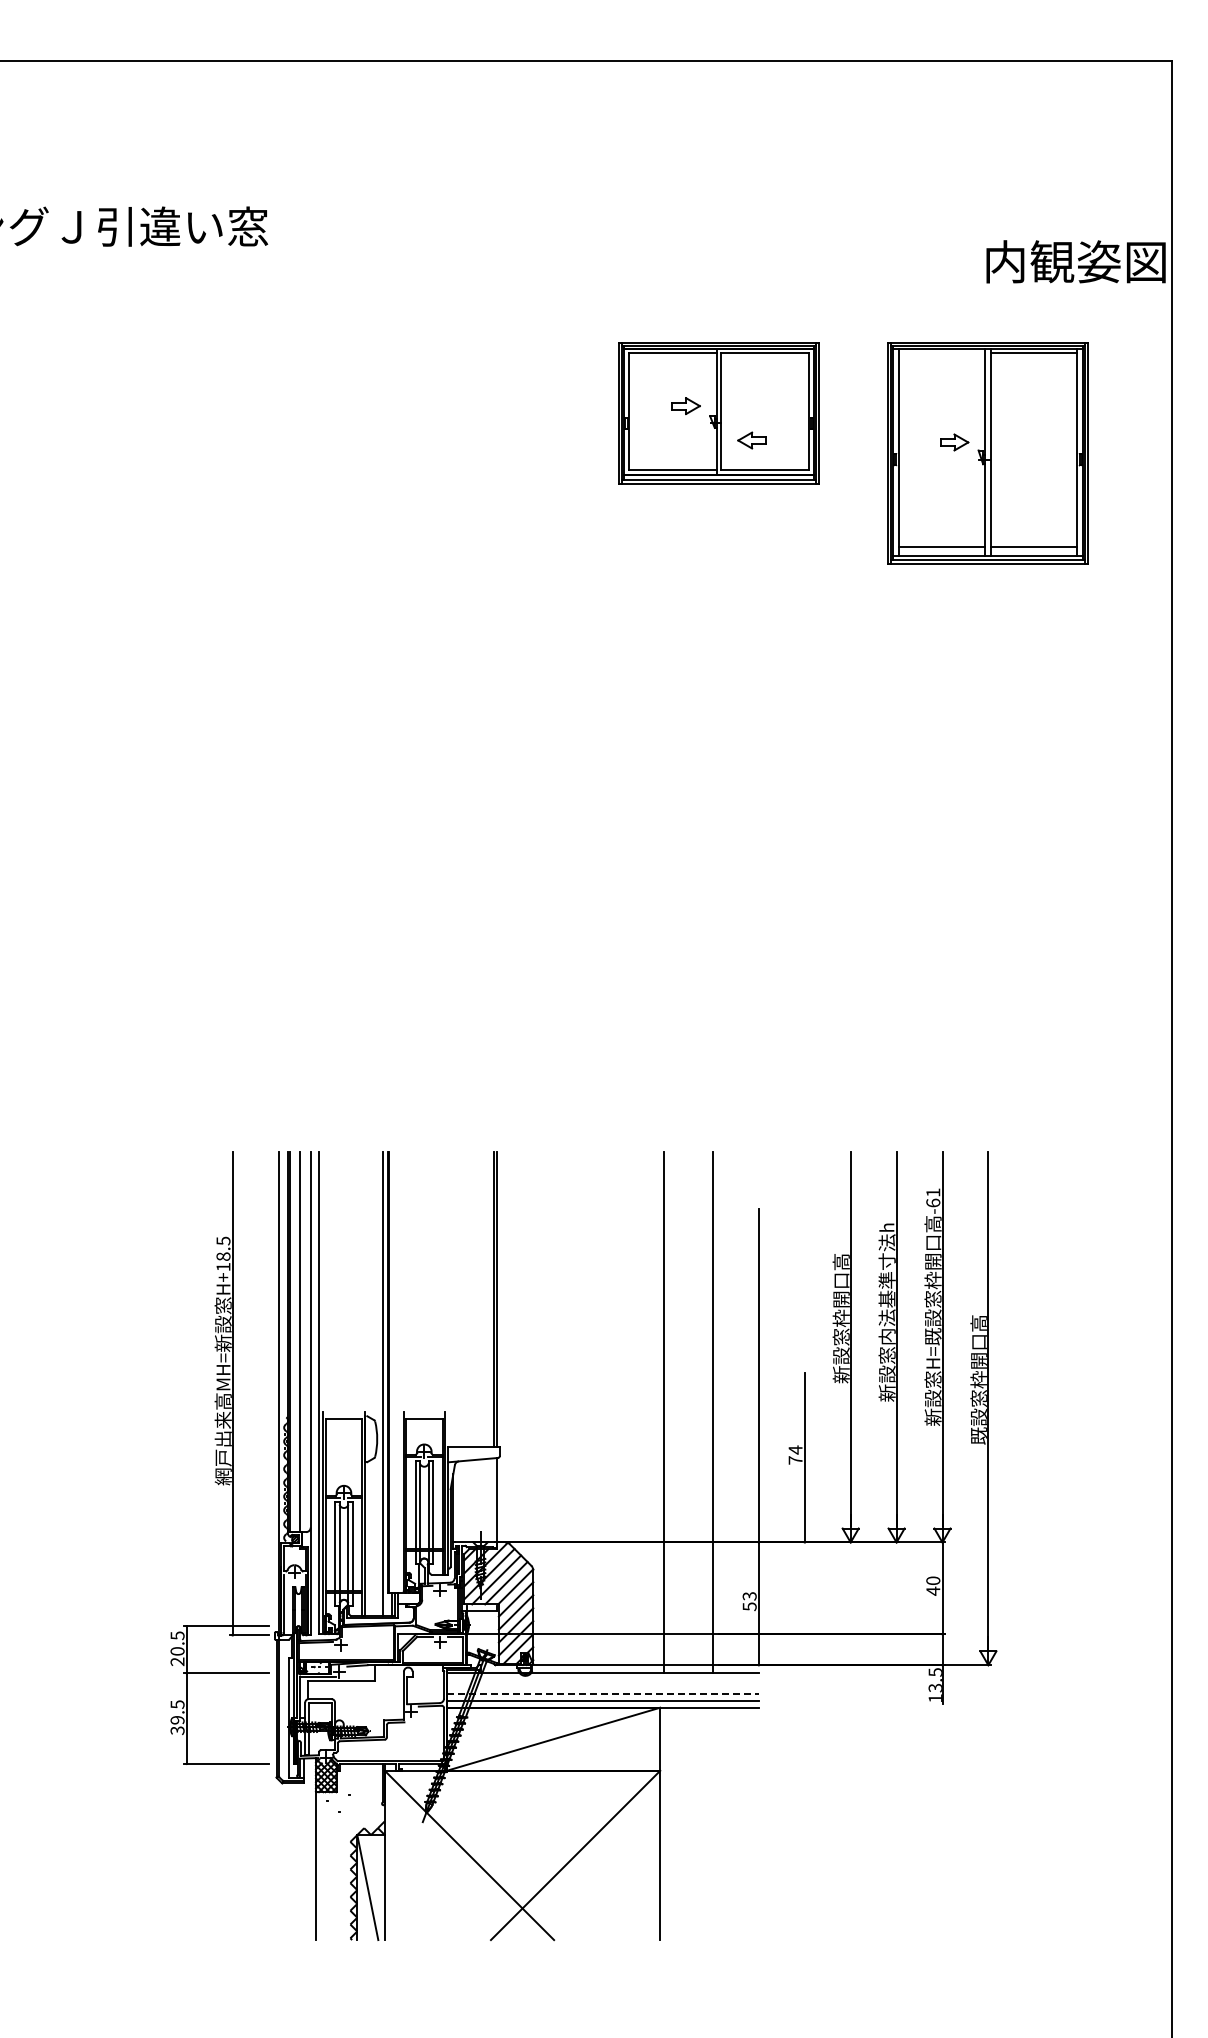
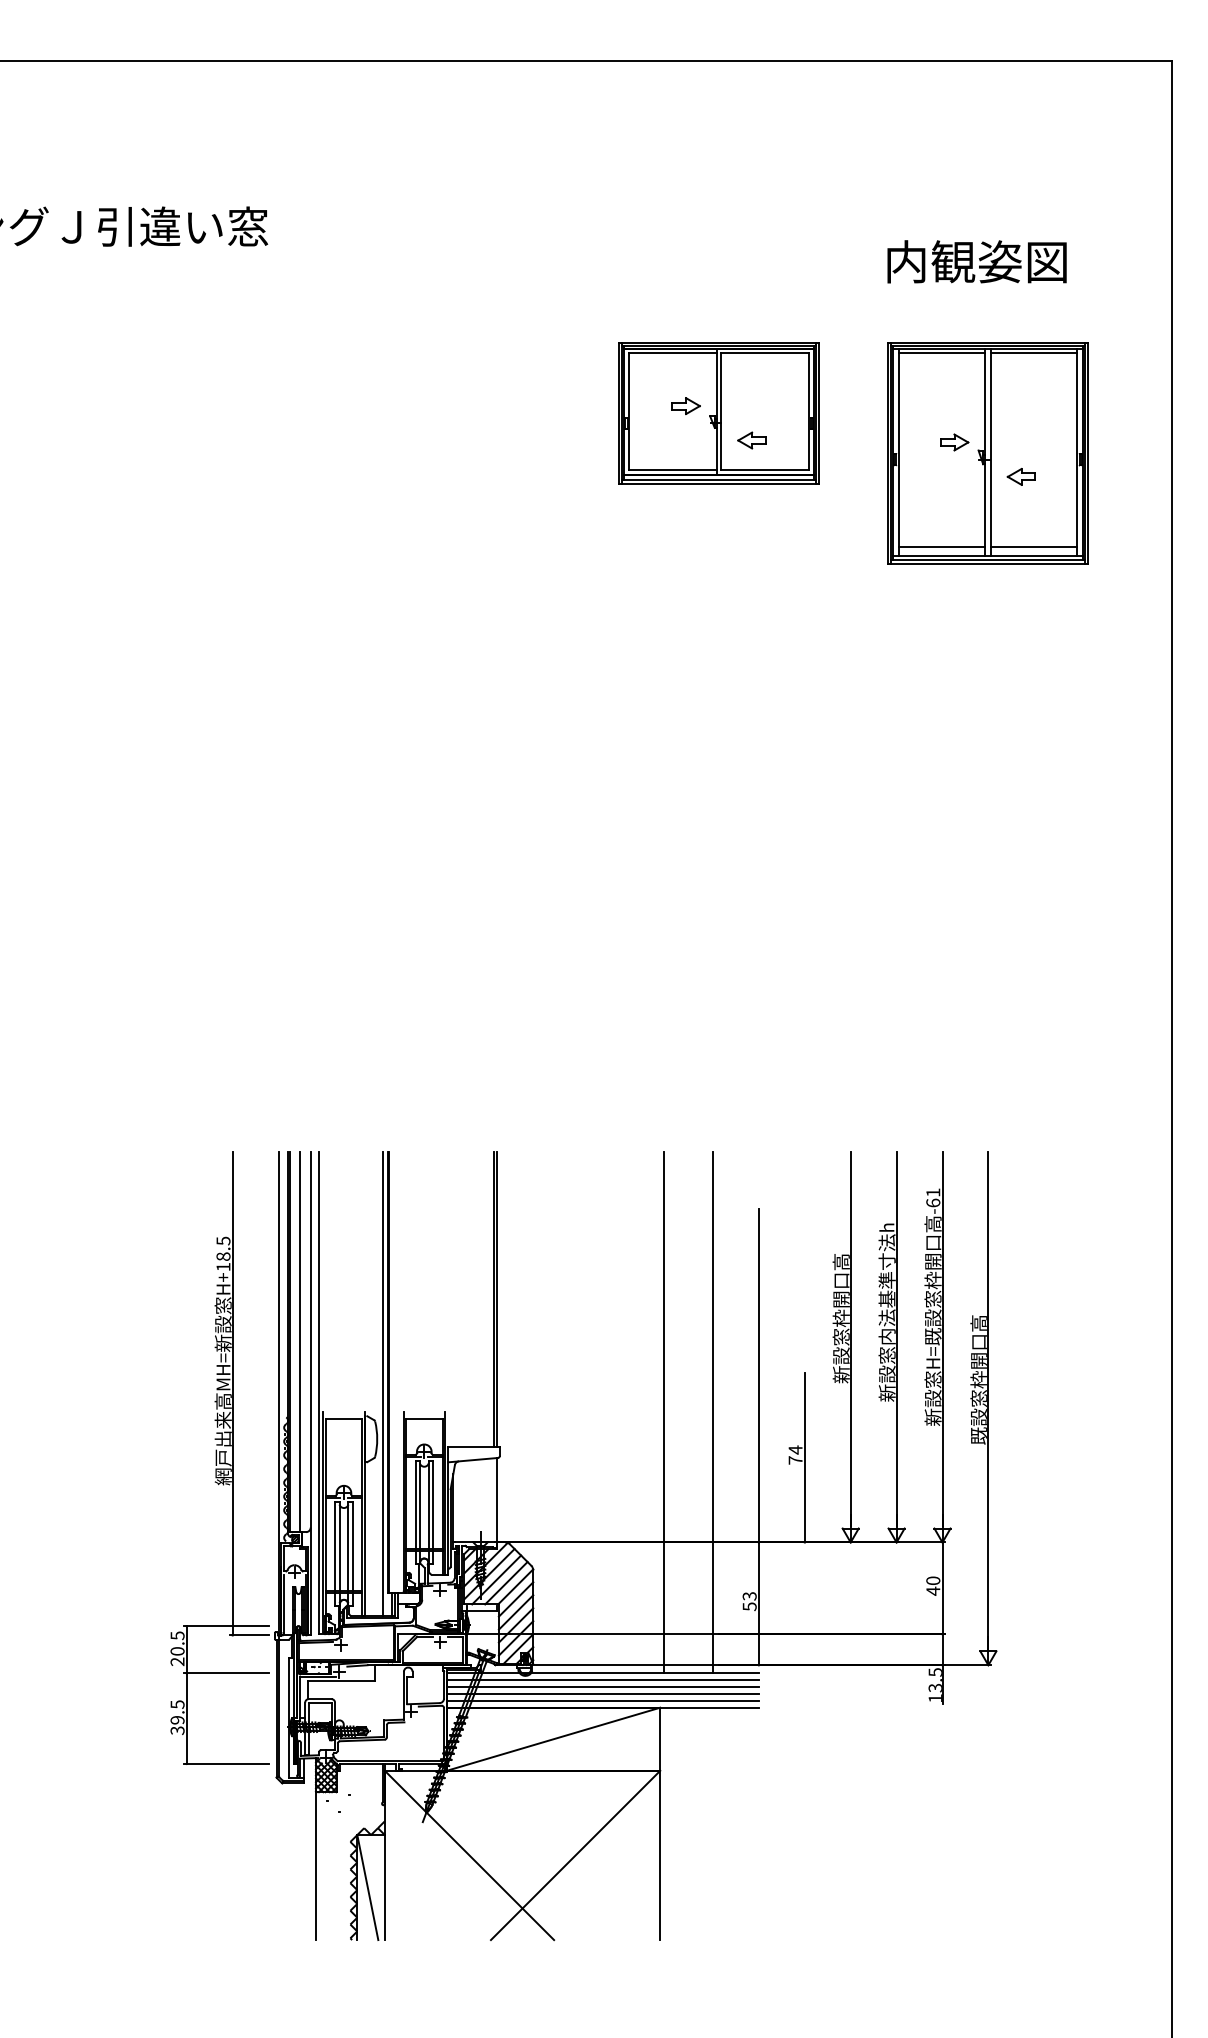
text position: (1075, 261) -> (976, 261) (976, 261)
line: none -> present (941, 353)
part: none -> present (1020, 476)
line: none -> present (602, 1680)
line: none -> present (602, 1687)
line: dashed -> solid (603, 1693)
